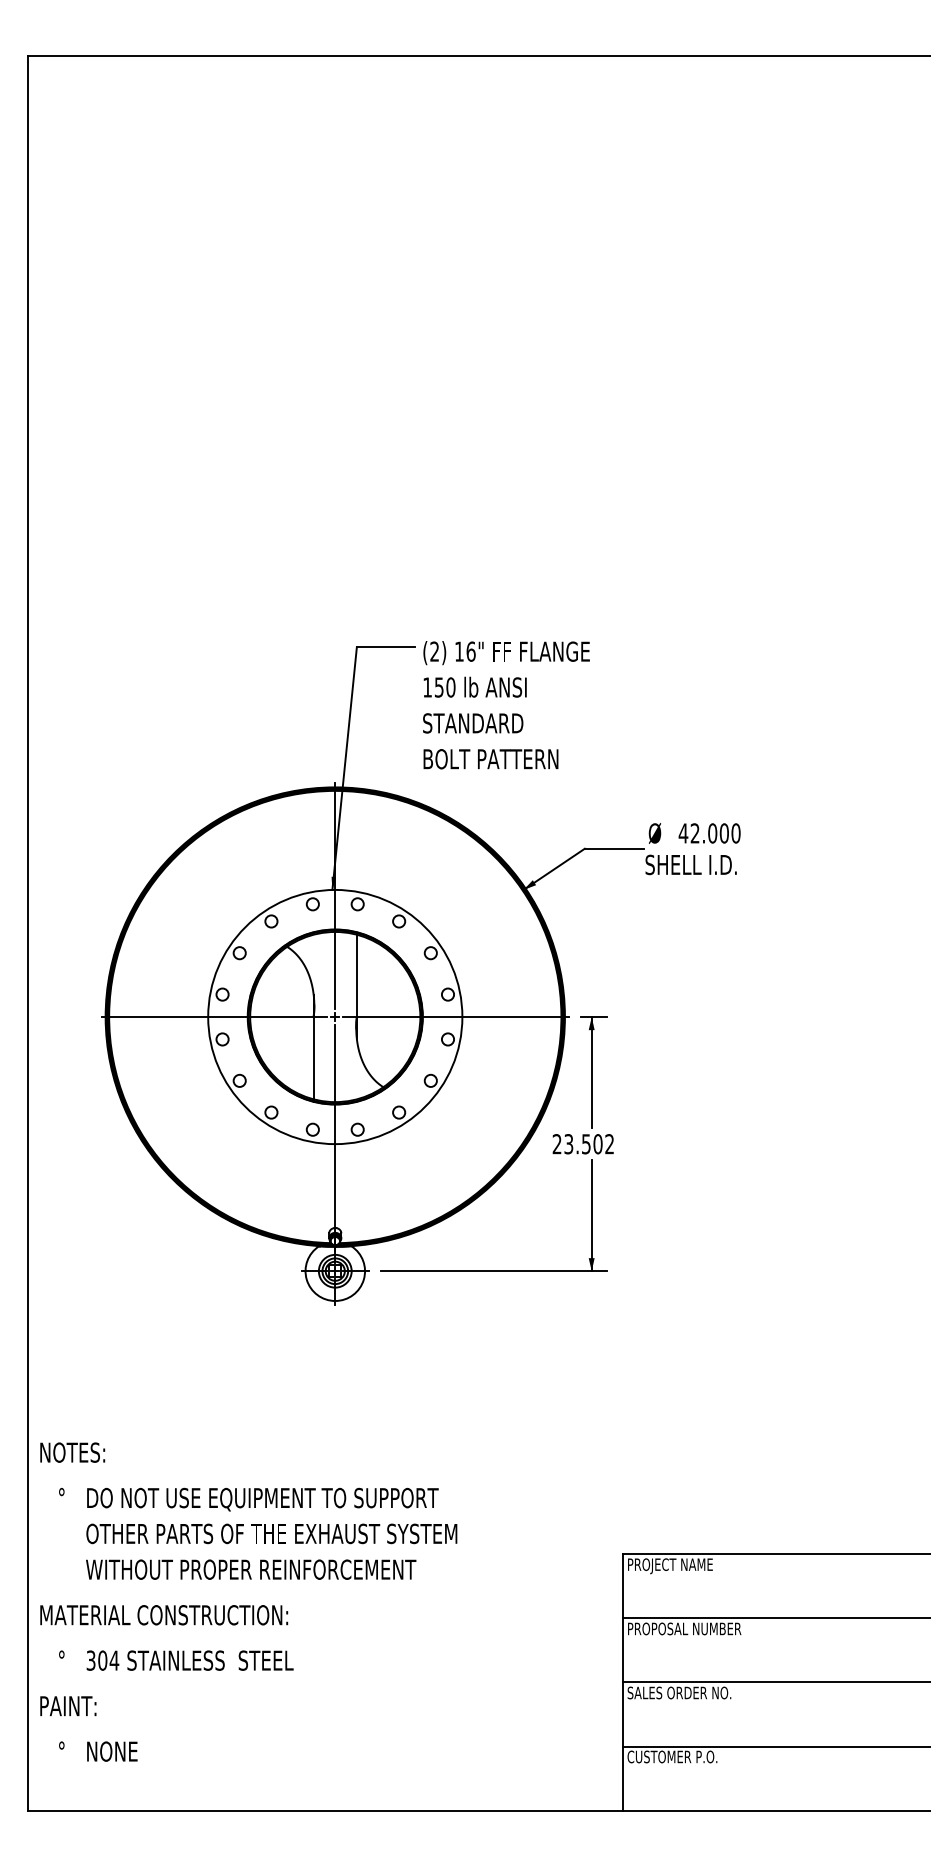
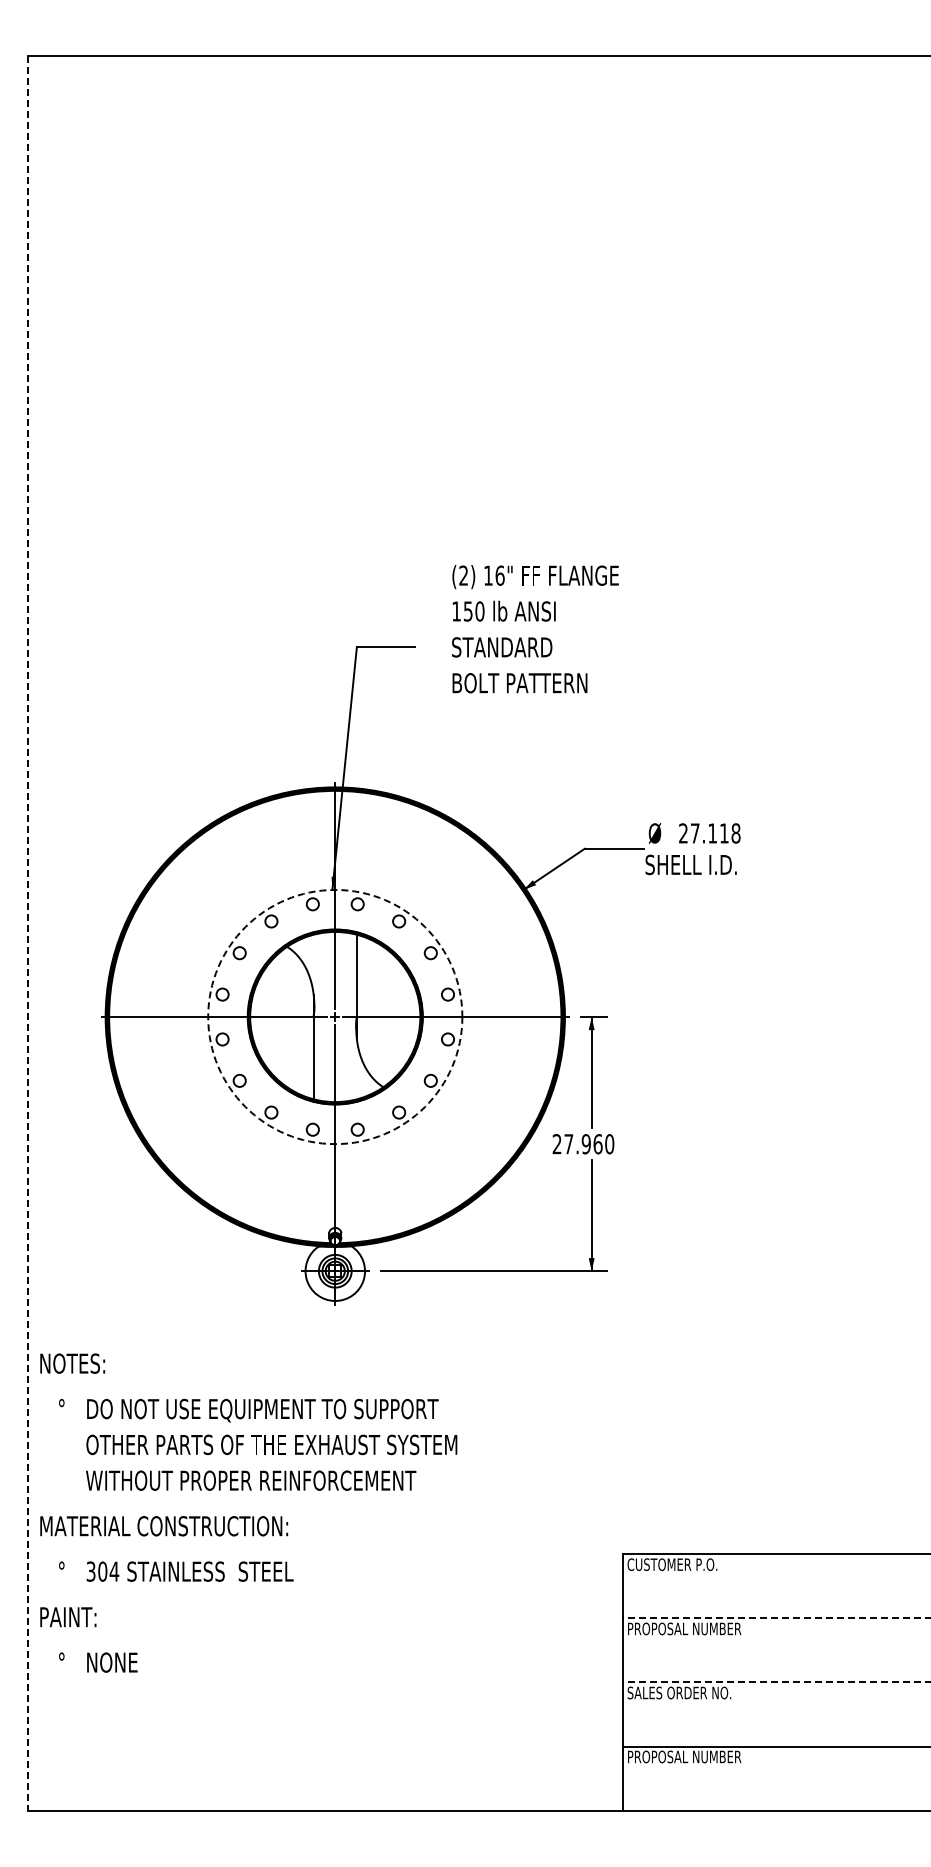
text position: (506, 705) -> (535, 629) (535, 629)
text: 42.000 -> 27.118 (709, 833)
line: solid -> dashed (27, 934)
circle: solid -> dashed (335, 1016)
text: 23.502 -> 27.960 (589, 1144)
text: PROJECT NAME -> CUSTOMER P.O. (672, 1566)
text position: (248, 1601) -> (248, 1512) (248, 1512)
line: solid -> dashed (776, 1618)
line: solid -> dashed (776, 1682)
text: CUSTOMER P.O. -> PROPOSAL NUMBER (684, 1756)
